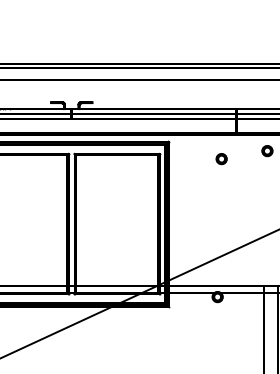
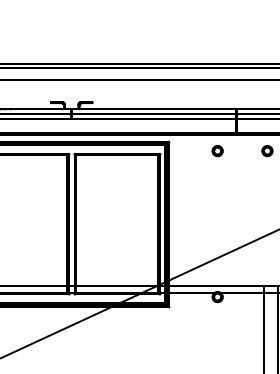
part position: (221, 159) -> (217, 151) (217, 151)
